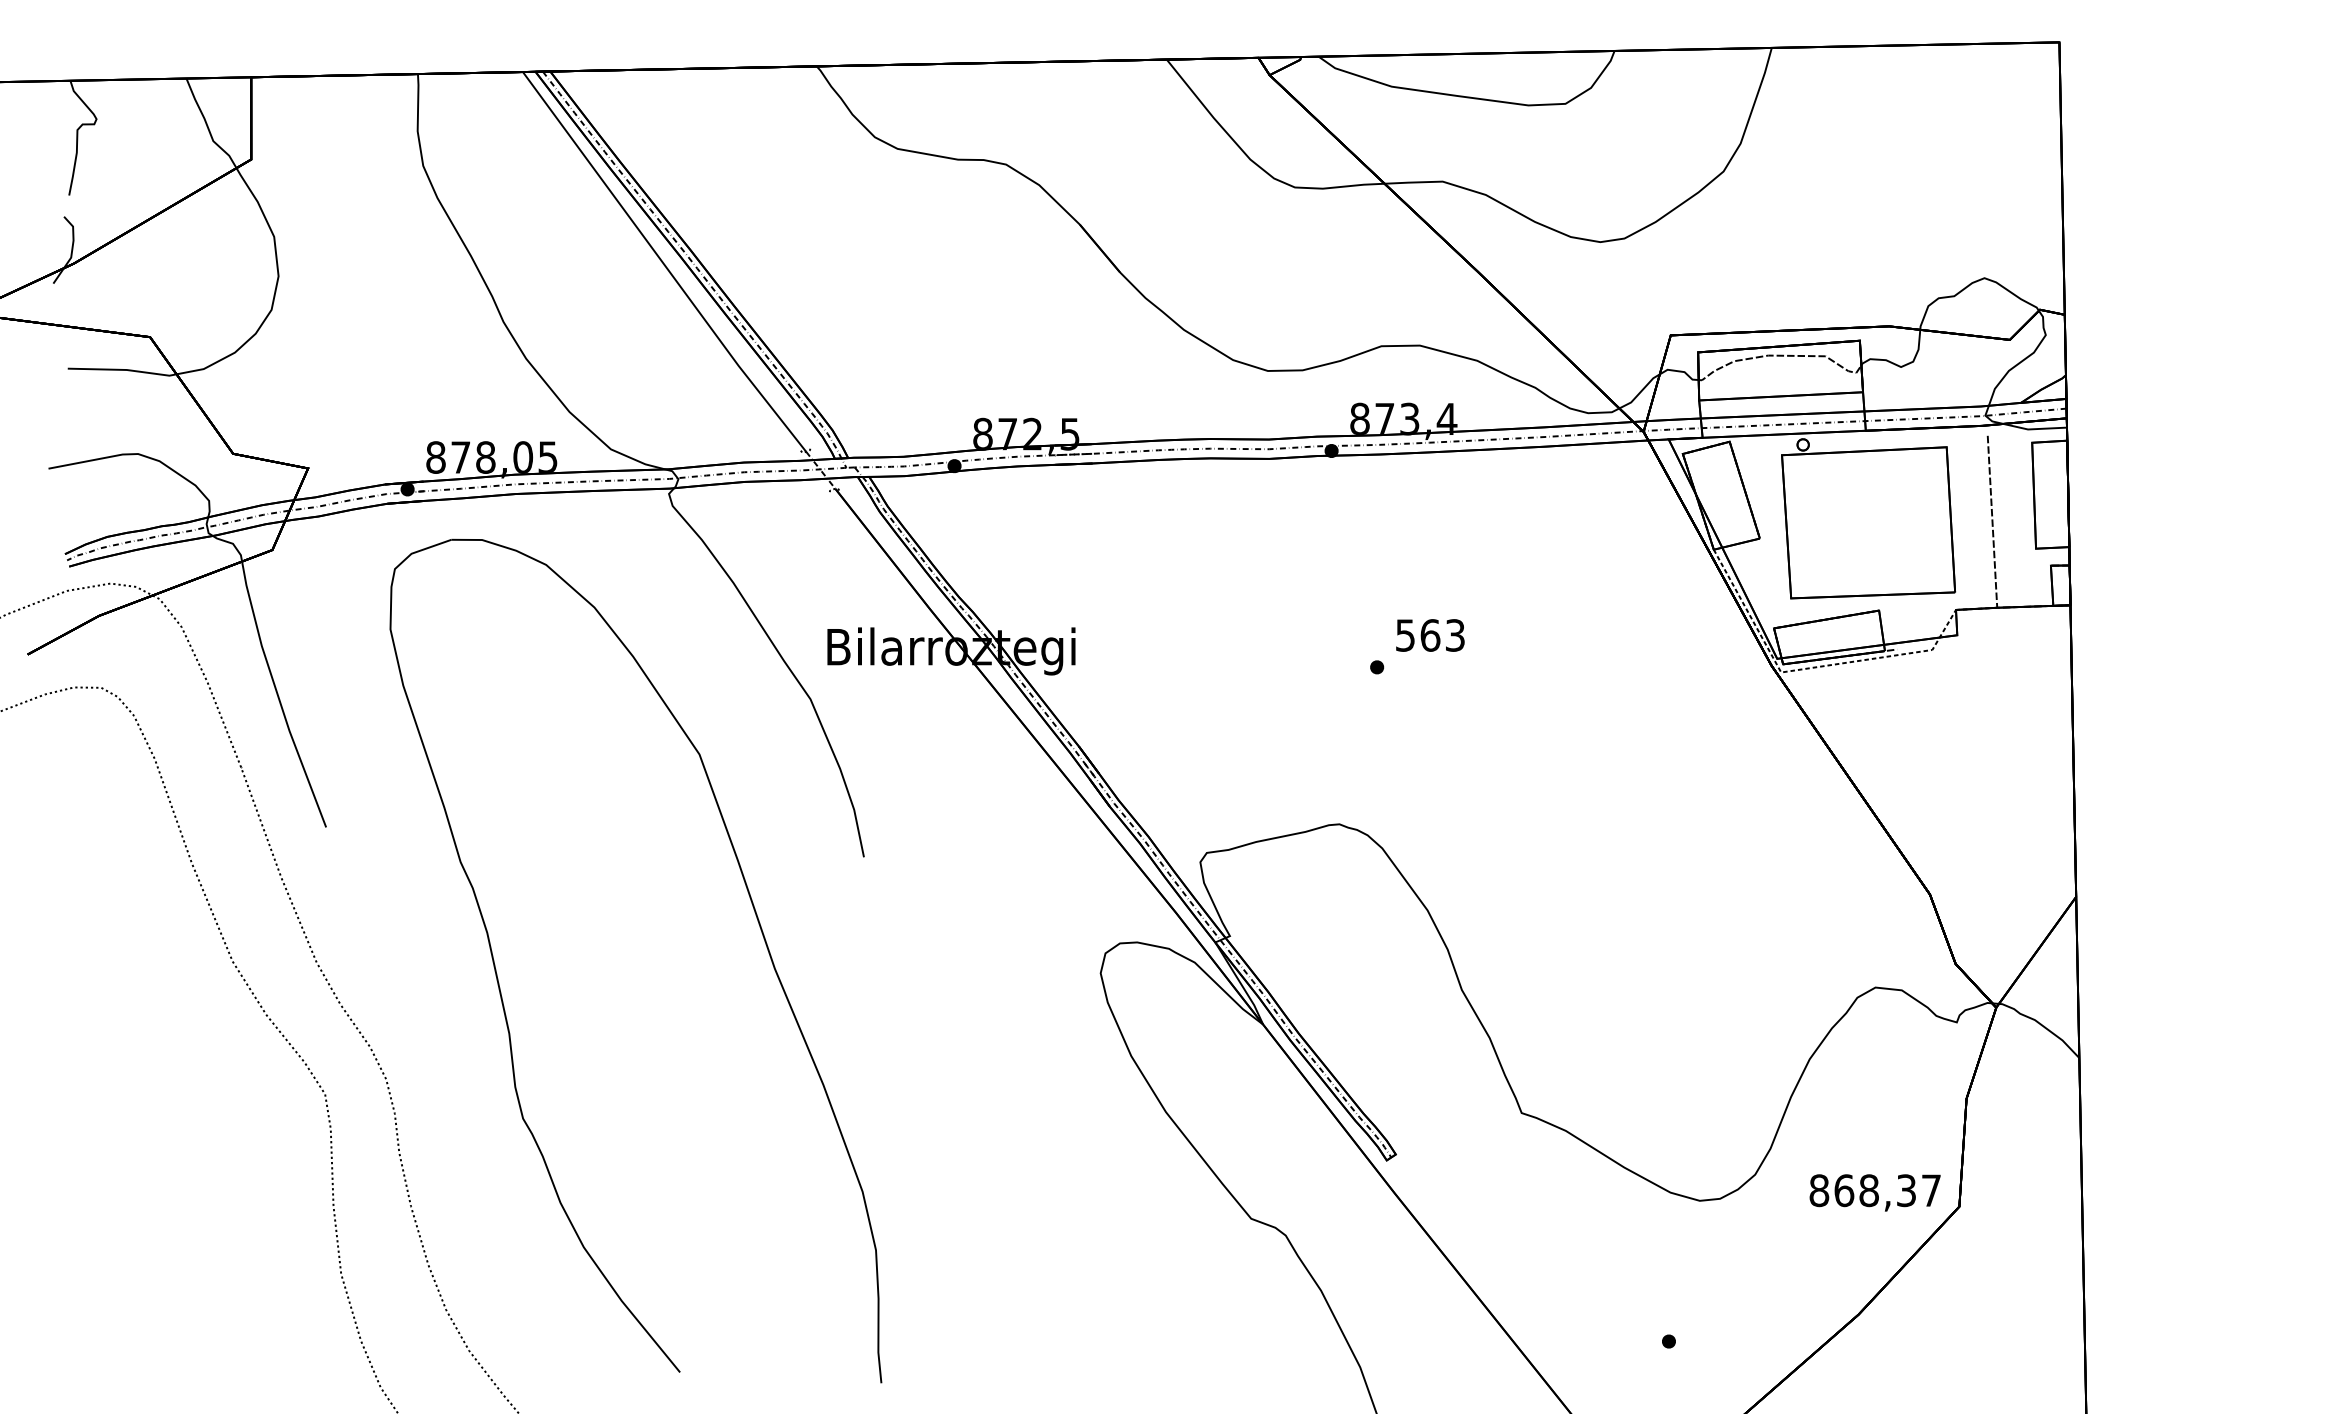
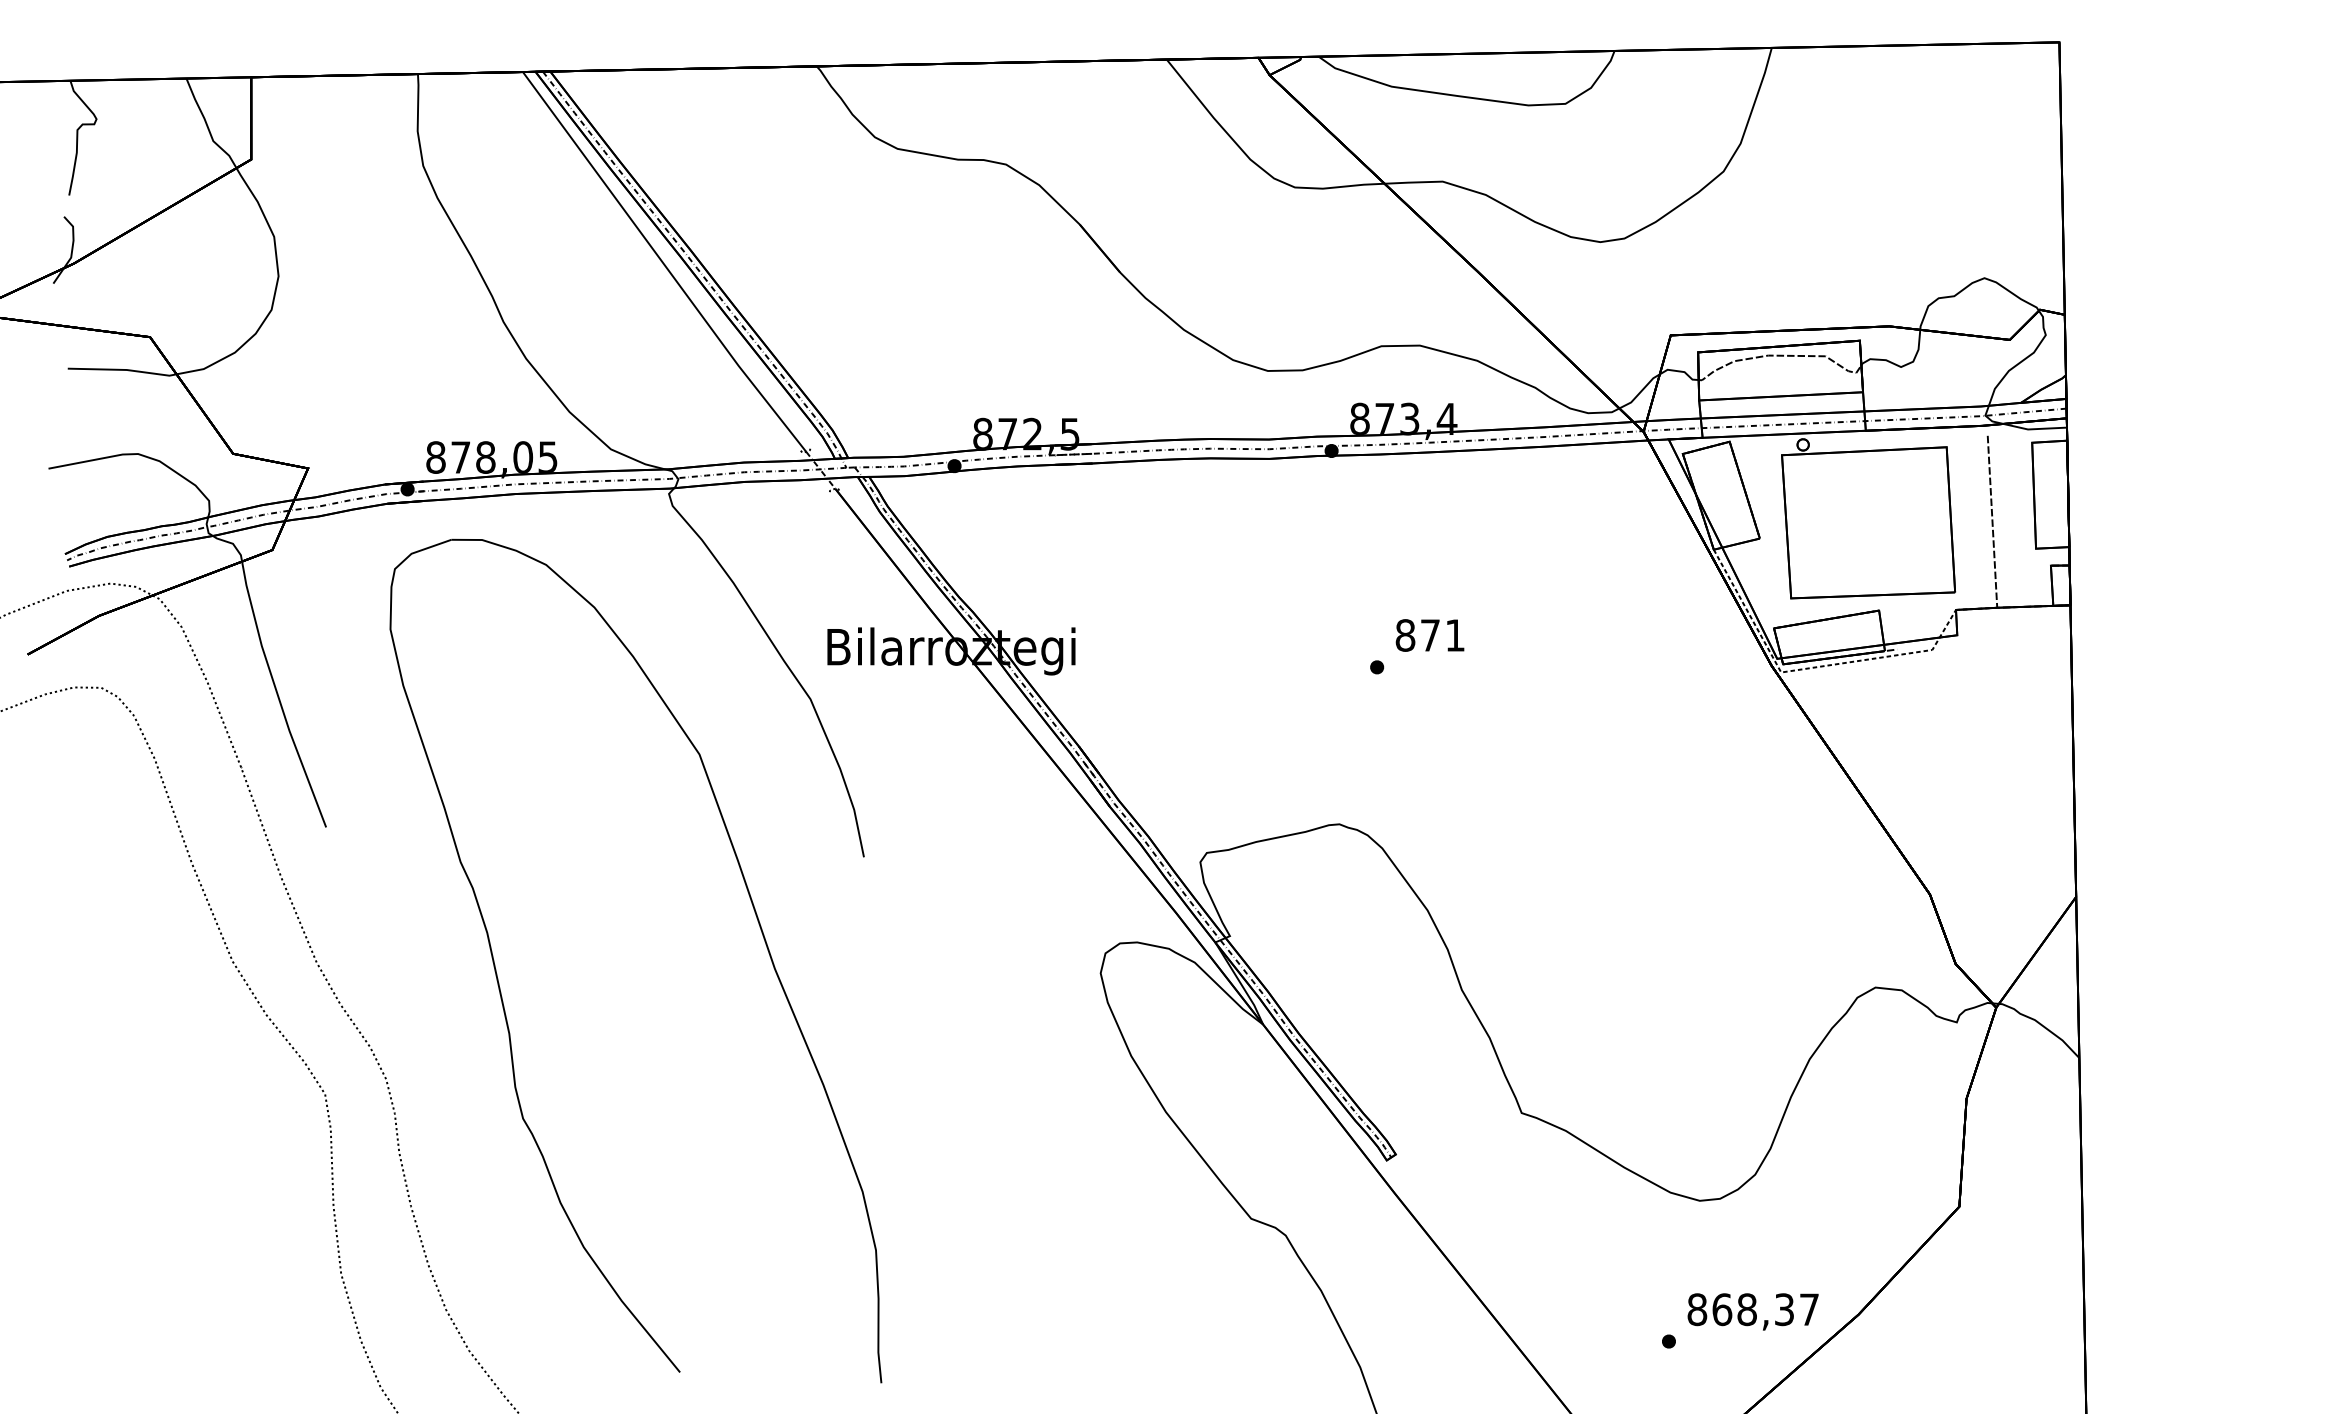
text: 563 -> 871 (1429, 635)
text position: (1874, 1192) -> (1752, 1311) (1752, 1311)
